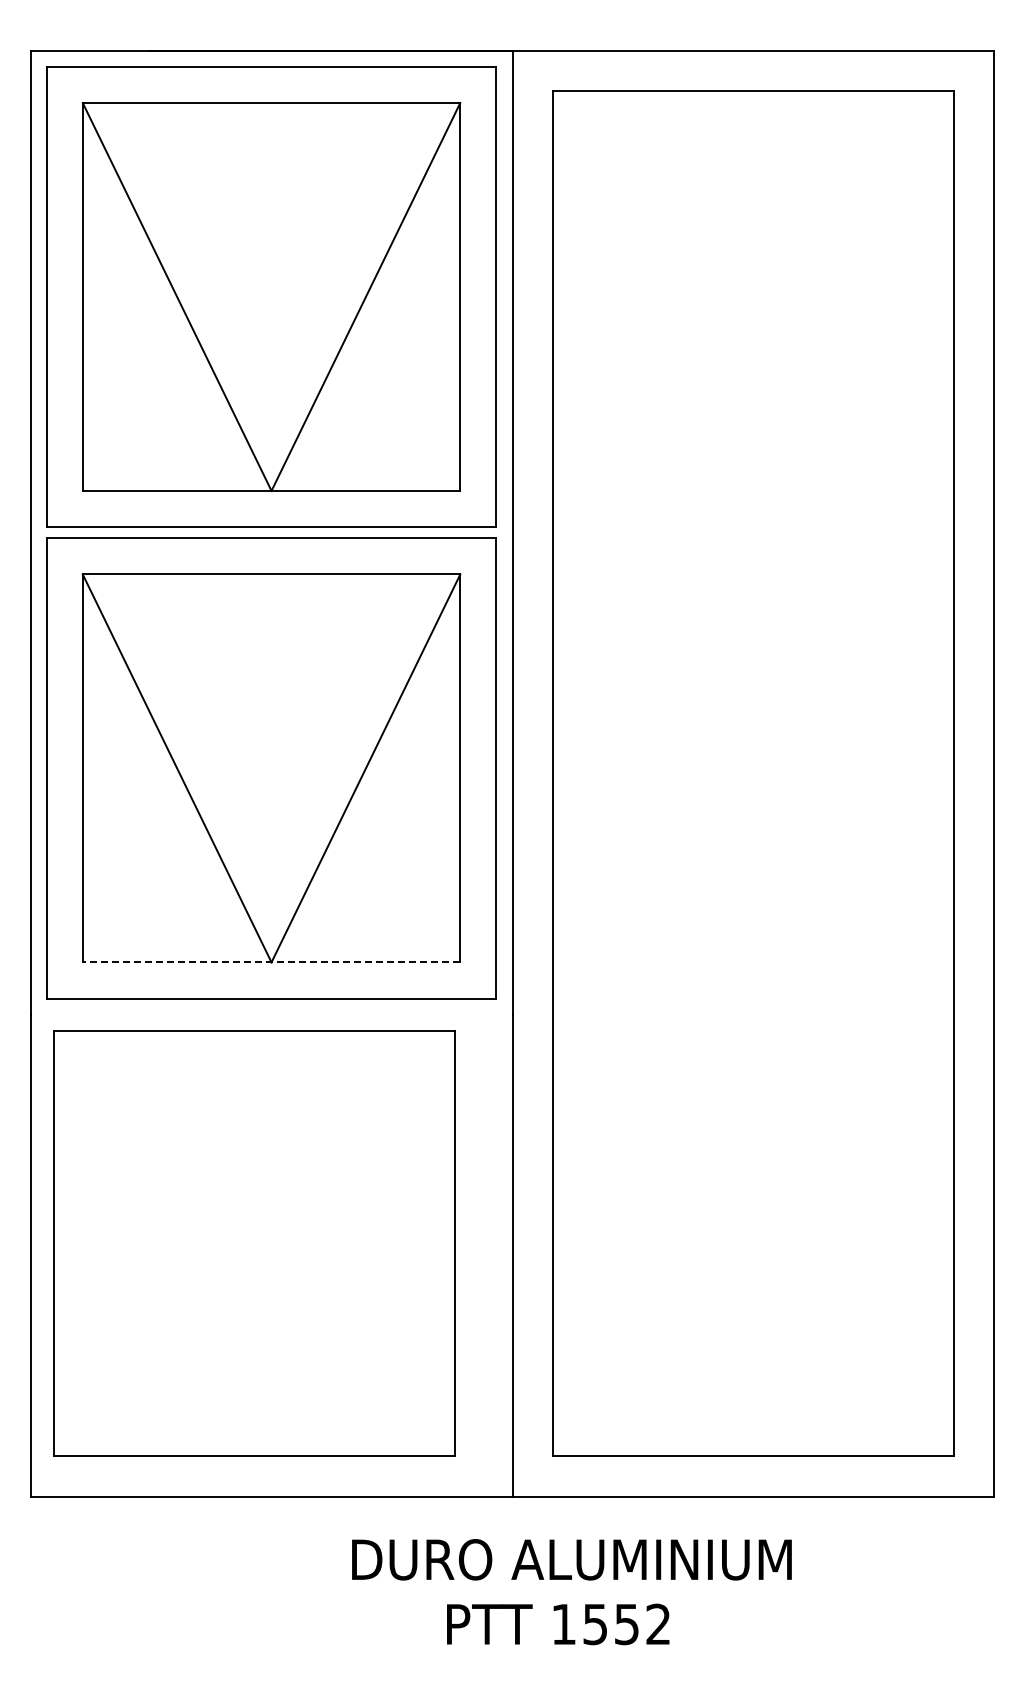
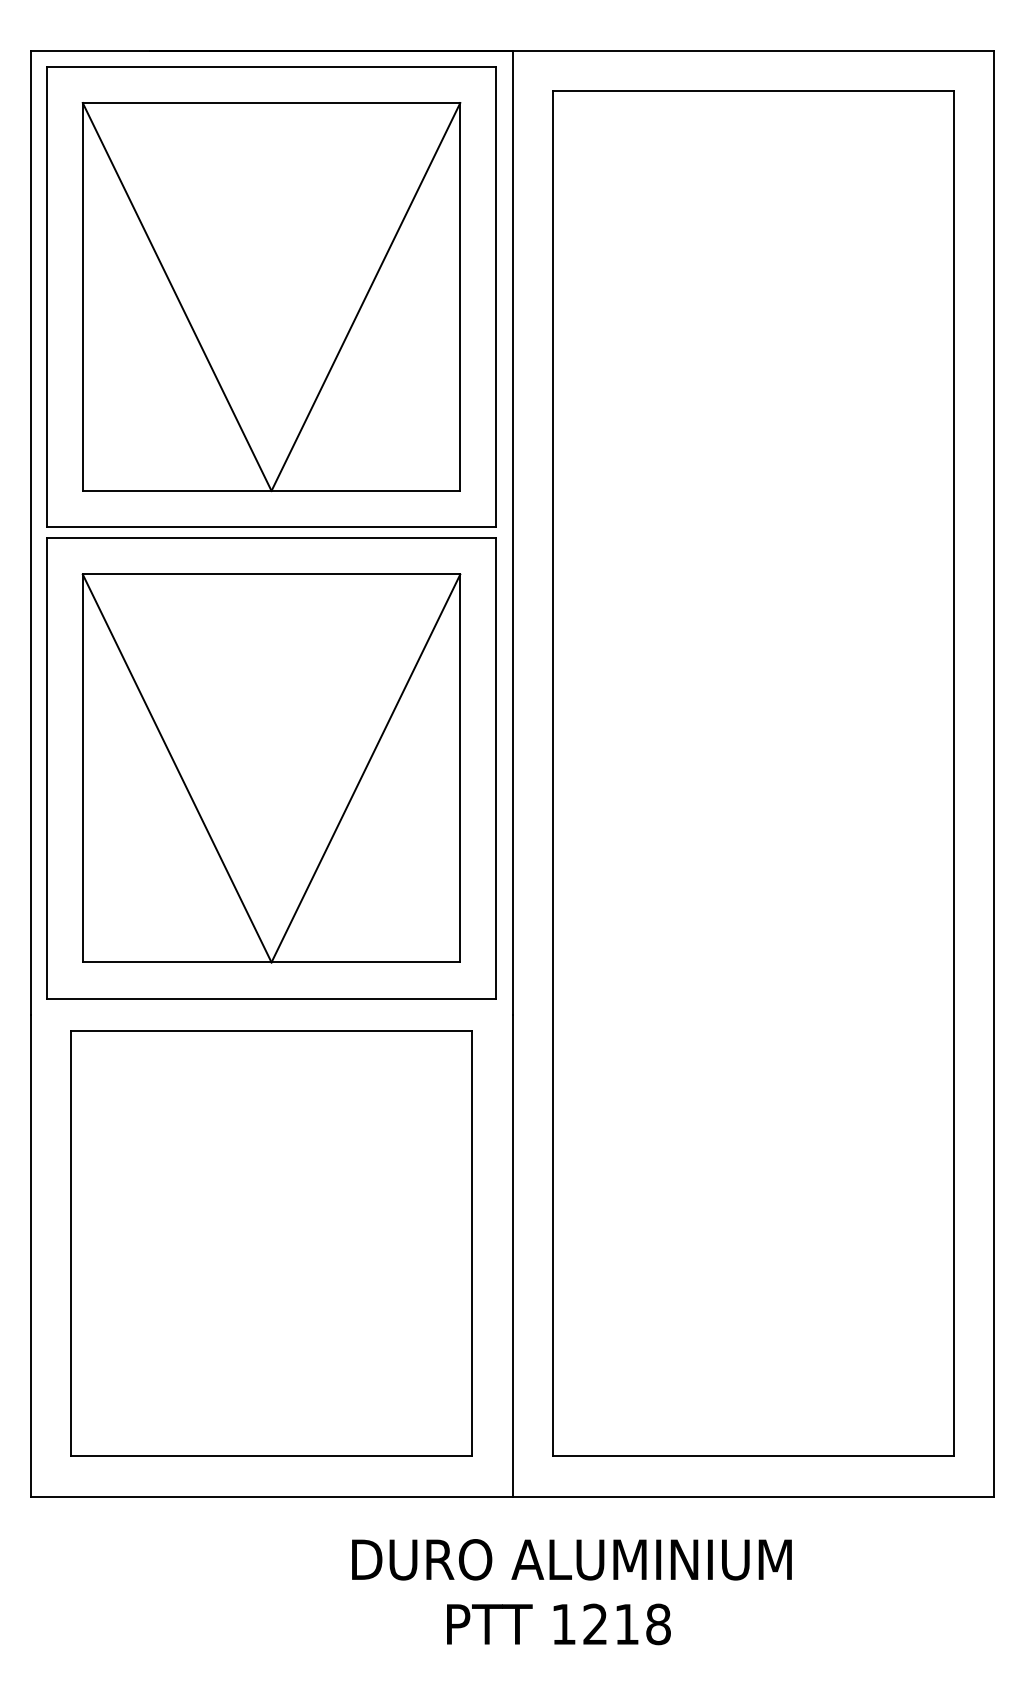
line: dashed -> solid (271, 962)
part position: (254, 1243) -> (271, 1243) (271, 1243)
text: 1552 -> 1218 (626, 1624)
